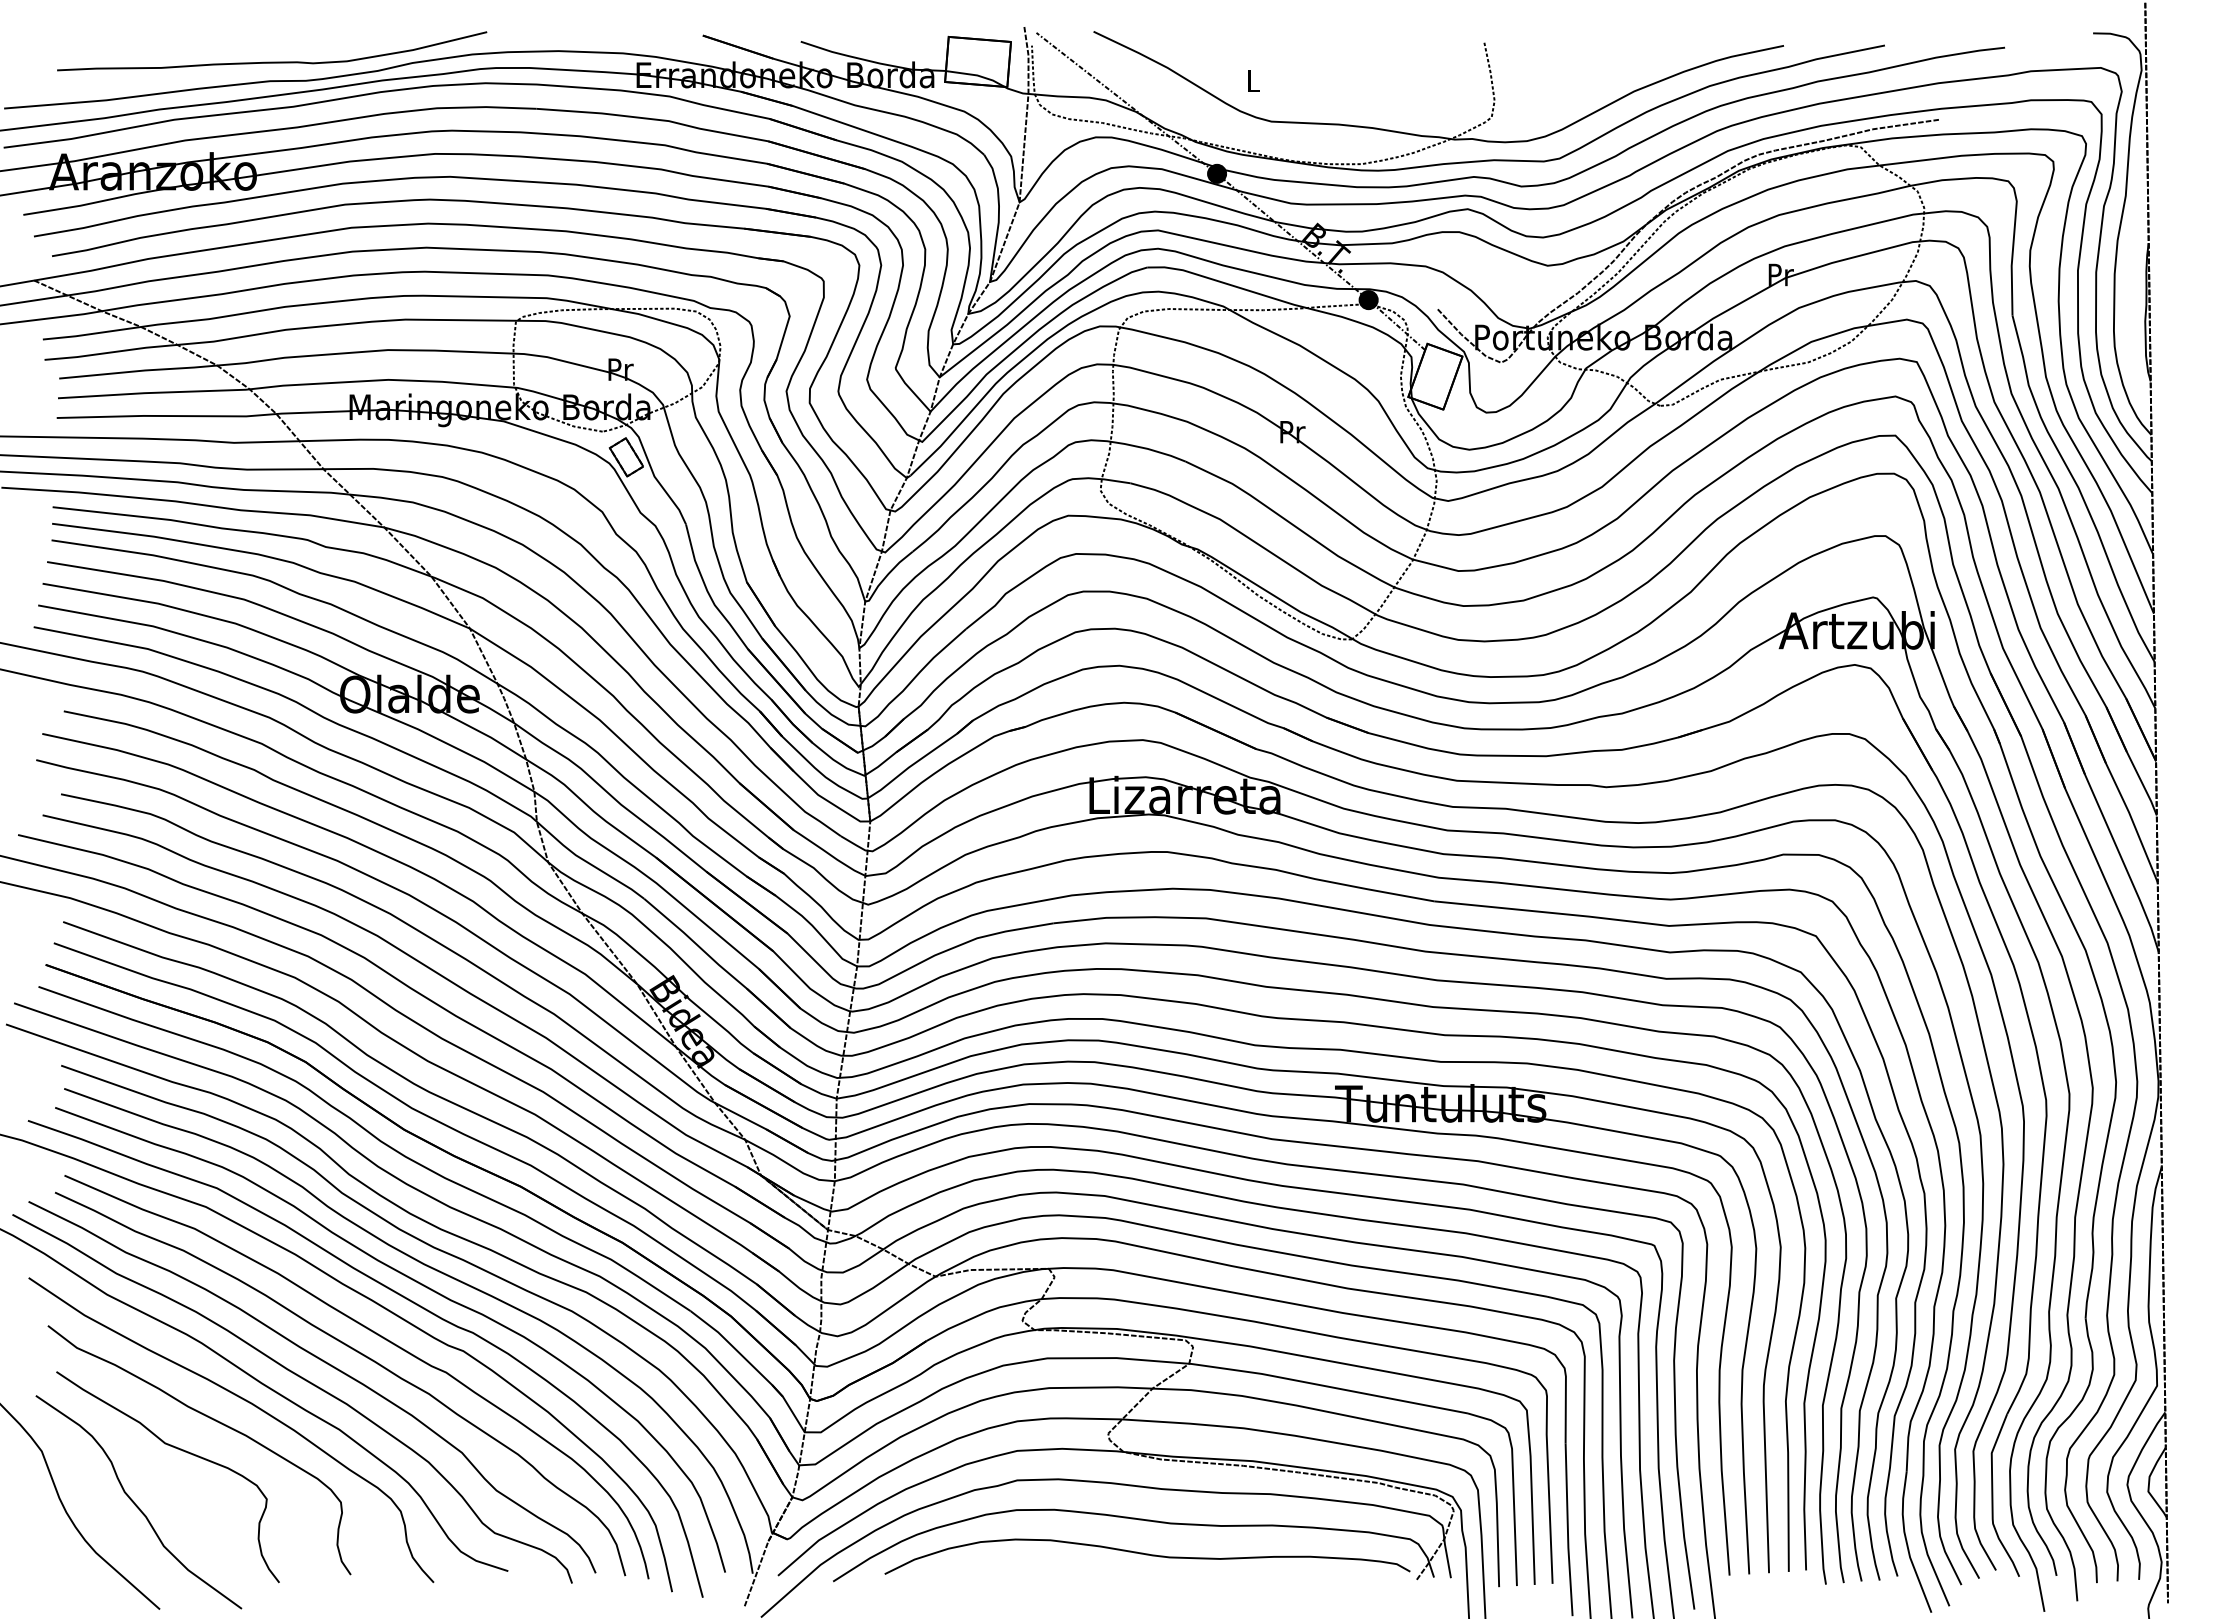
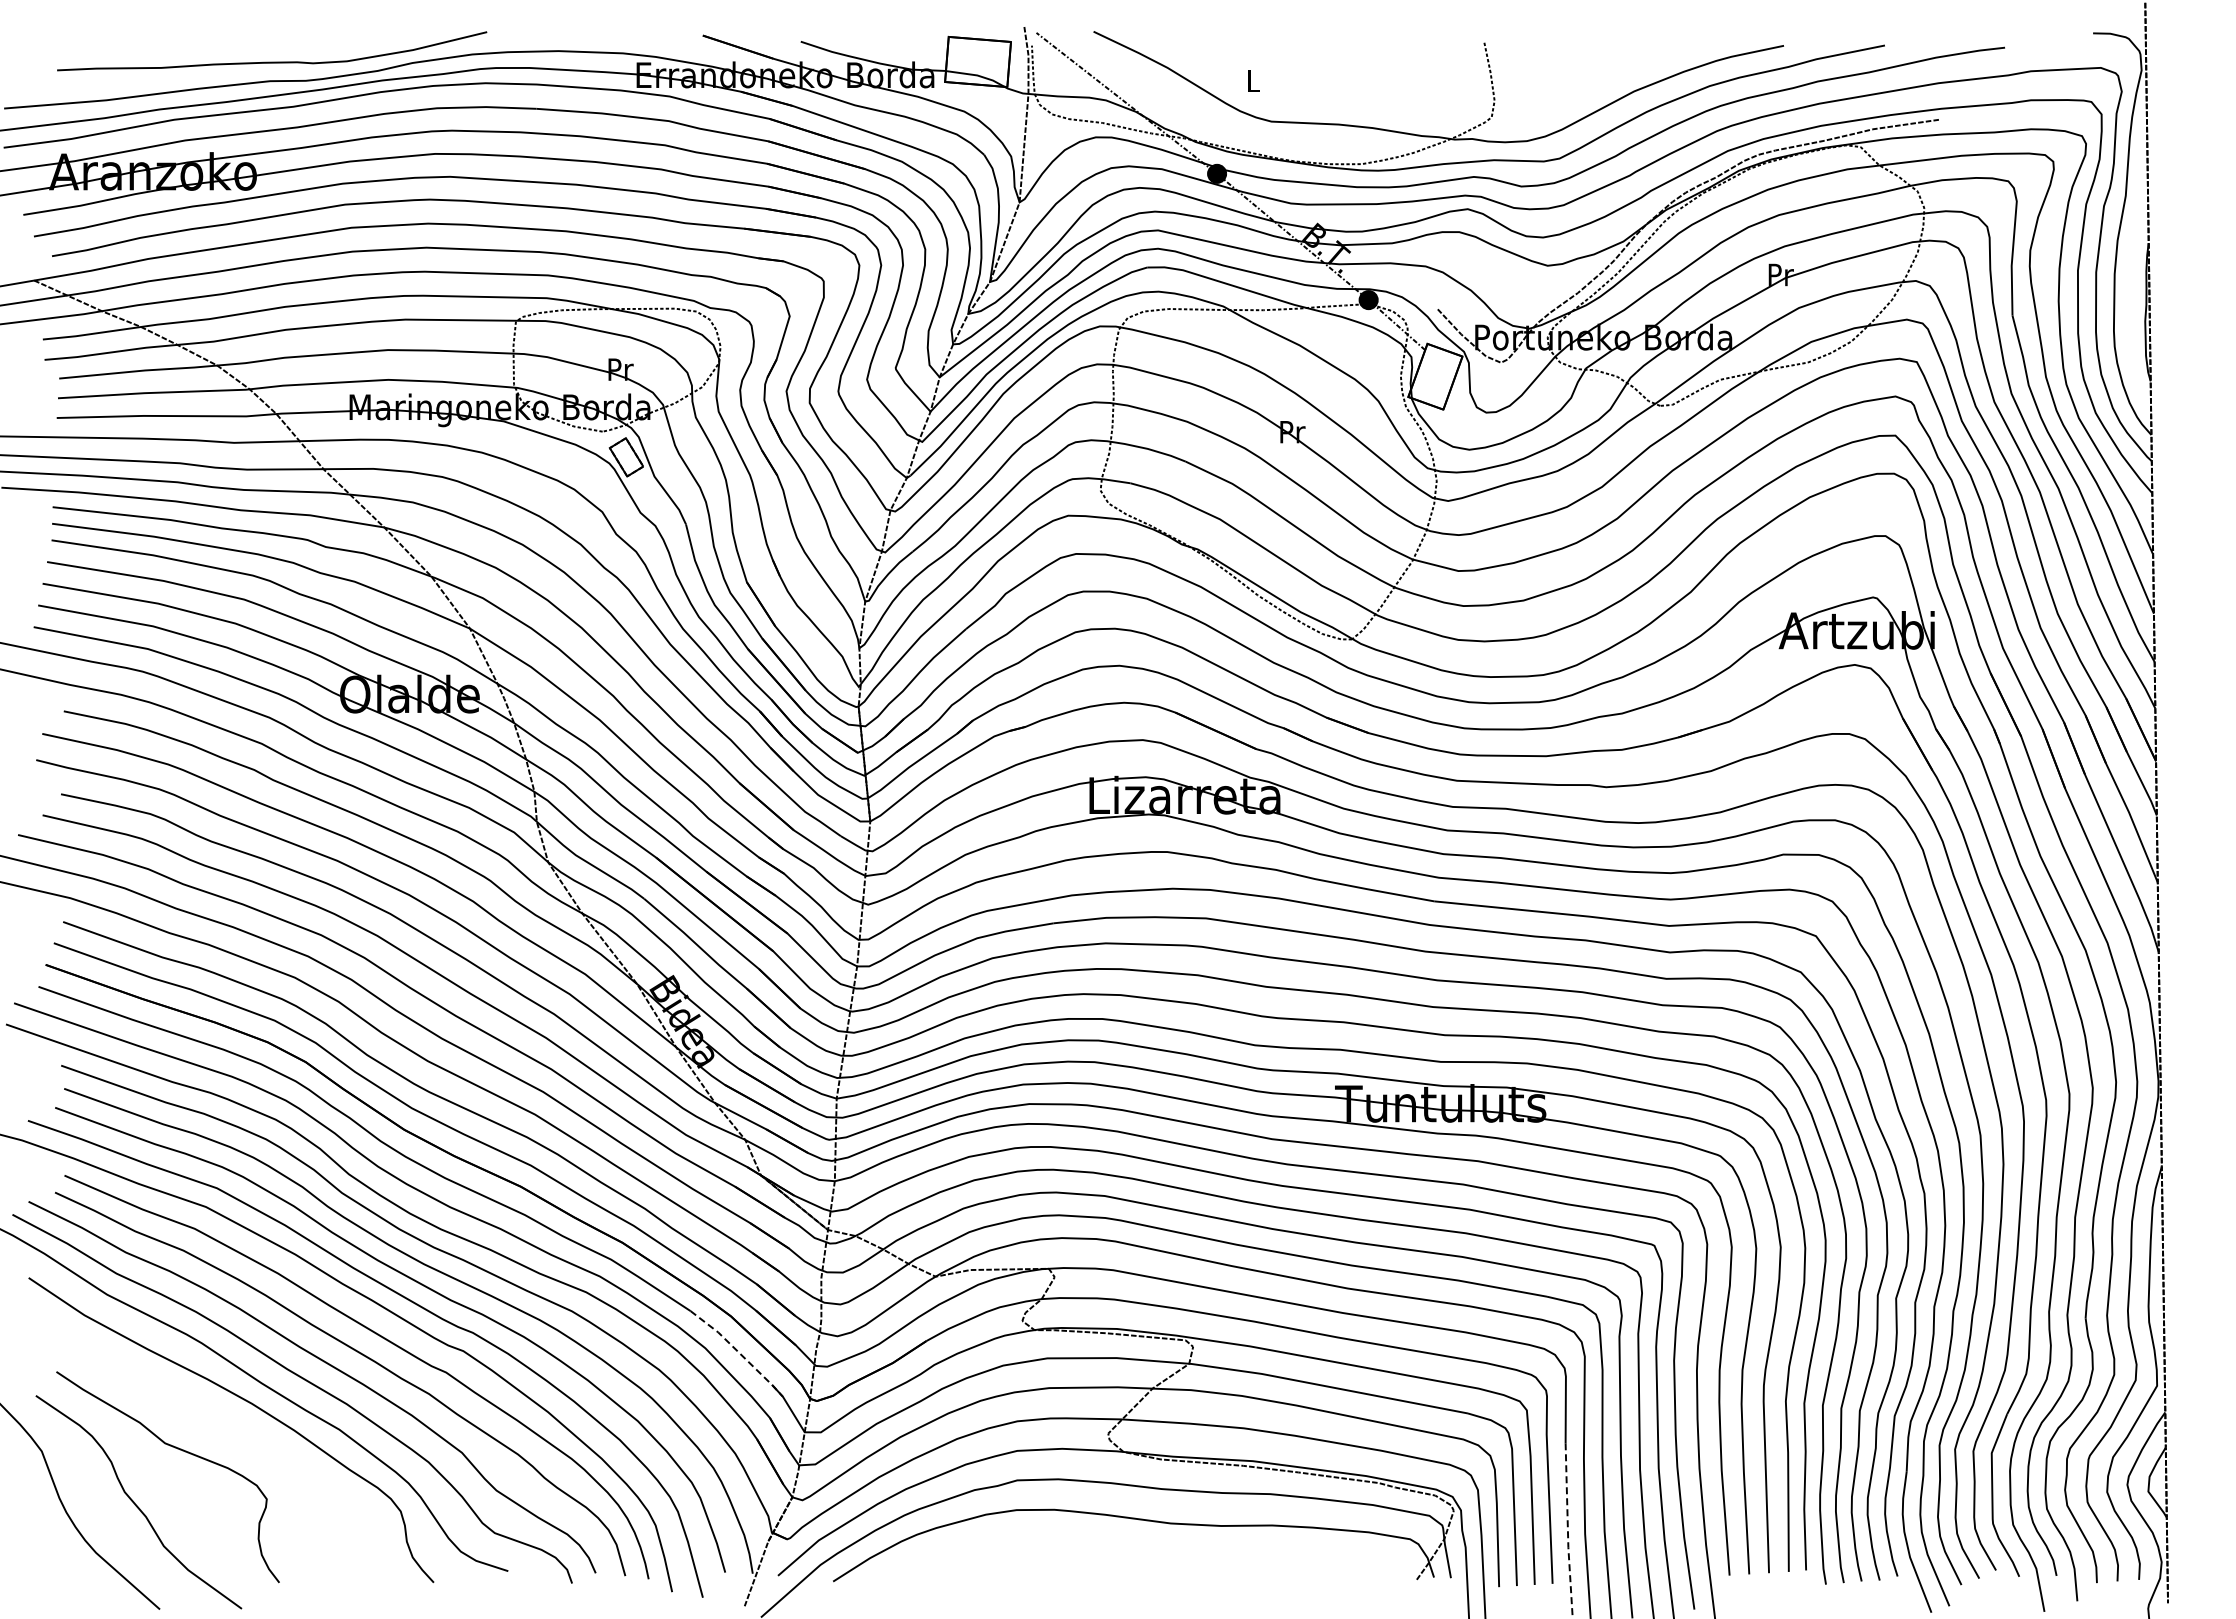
line: solid -> dashed (738, 1352)
curve: present -> none (213, 1420)
line: solid -> dashed (1567, 1530)
curve: present -> none (1147, 1555)
